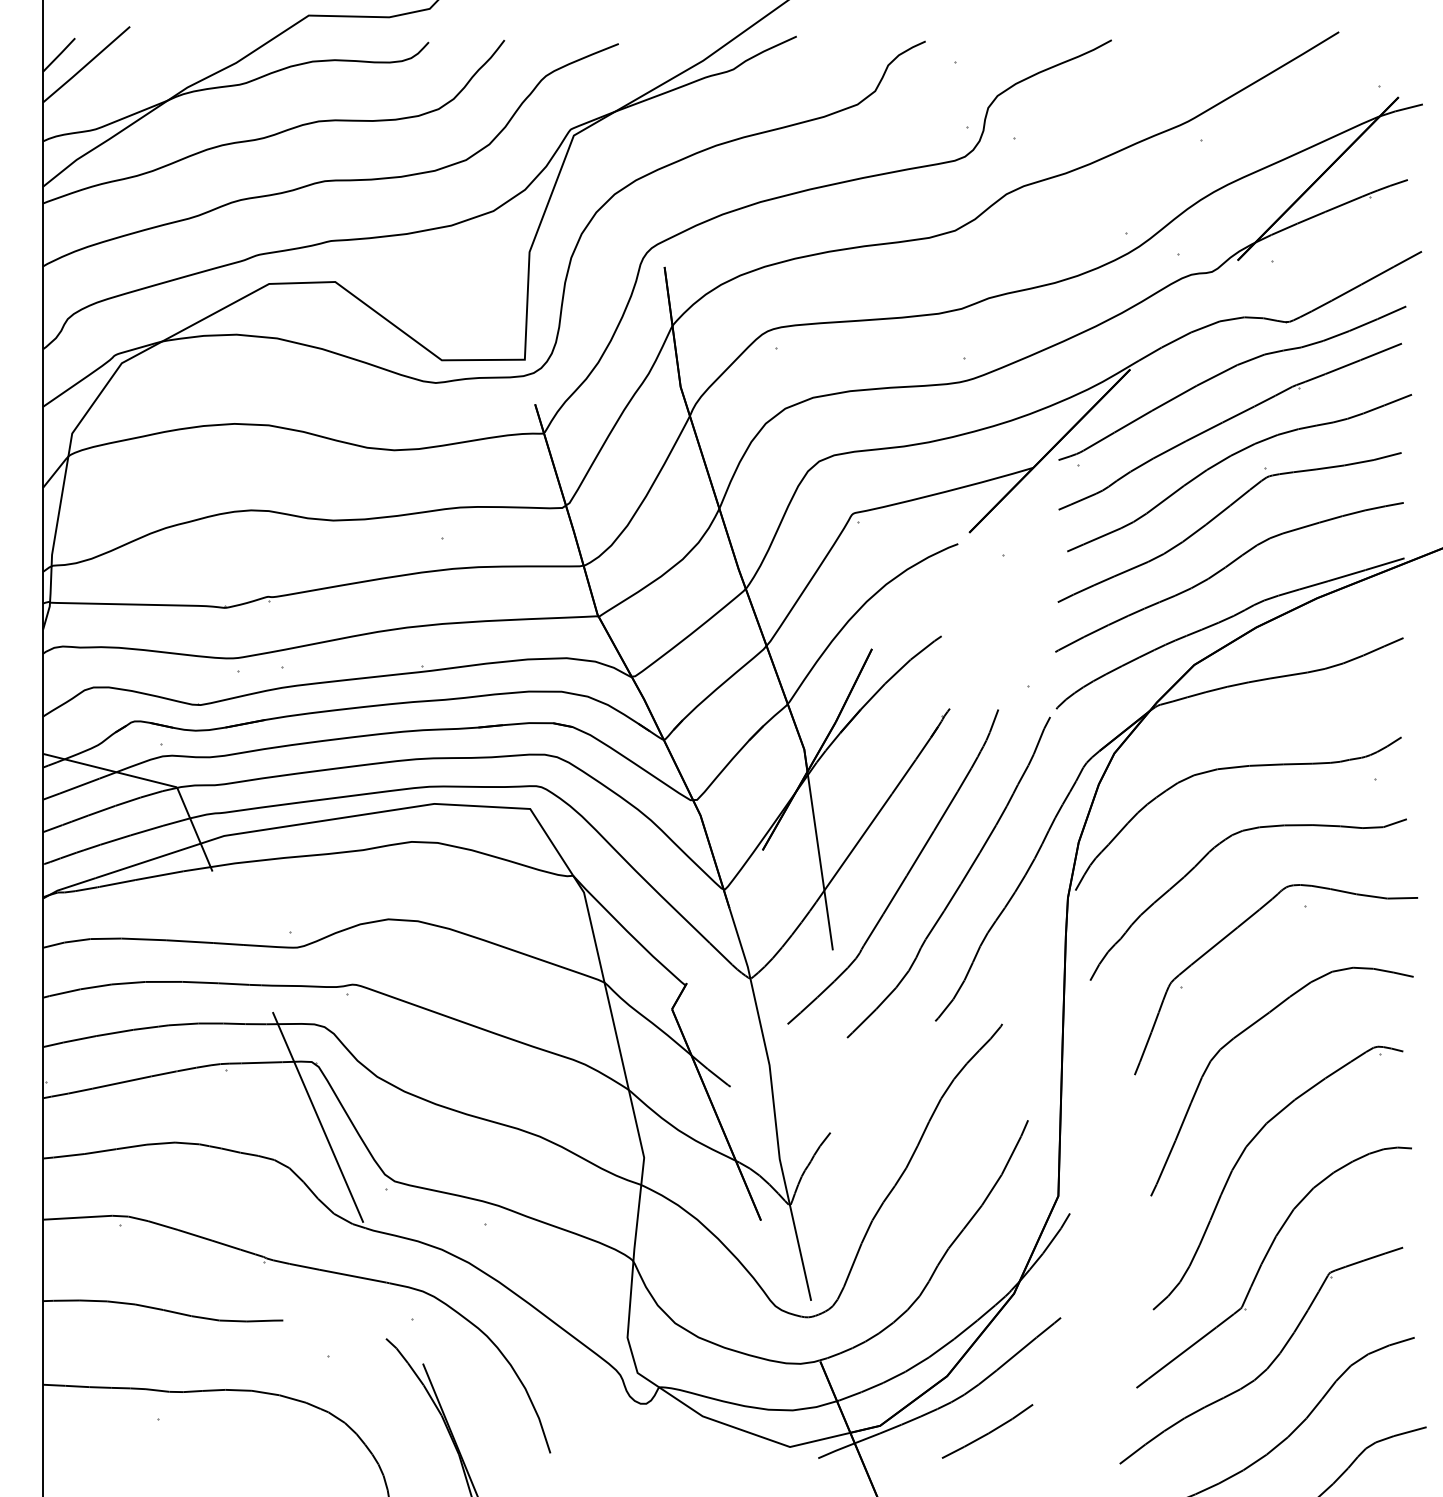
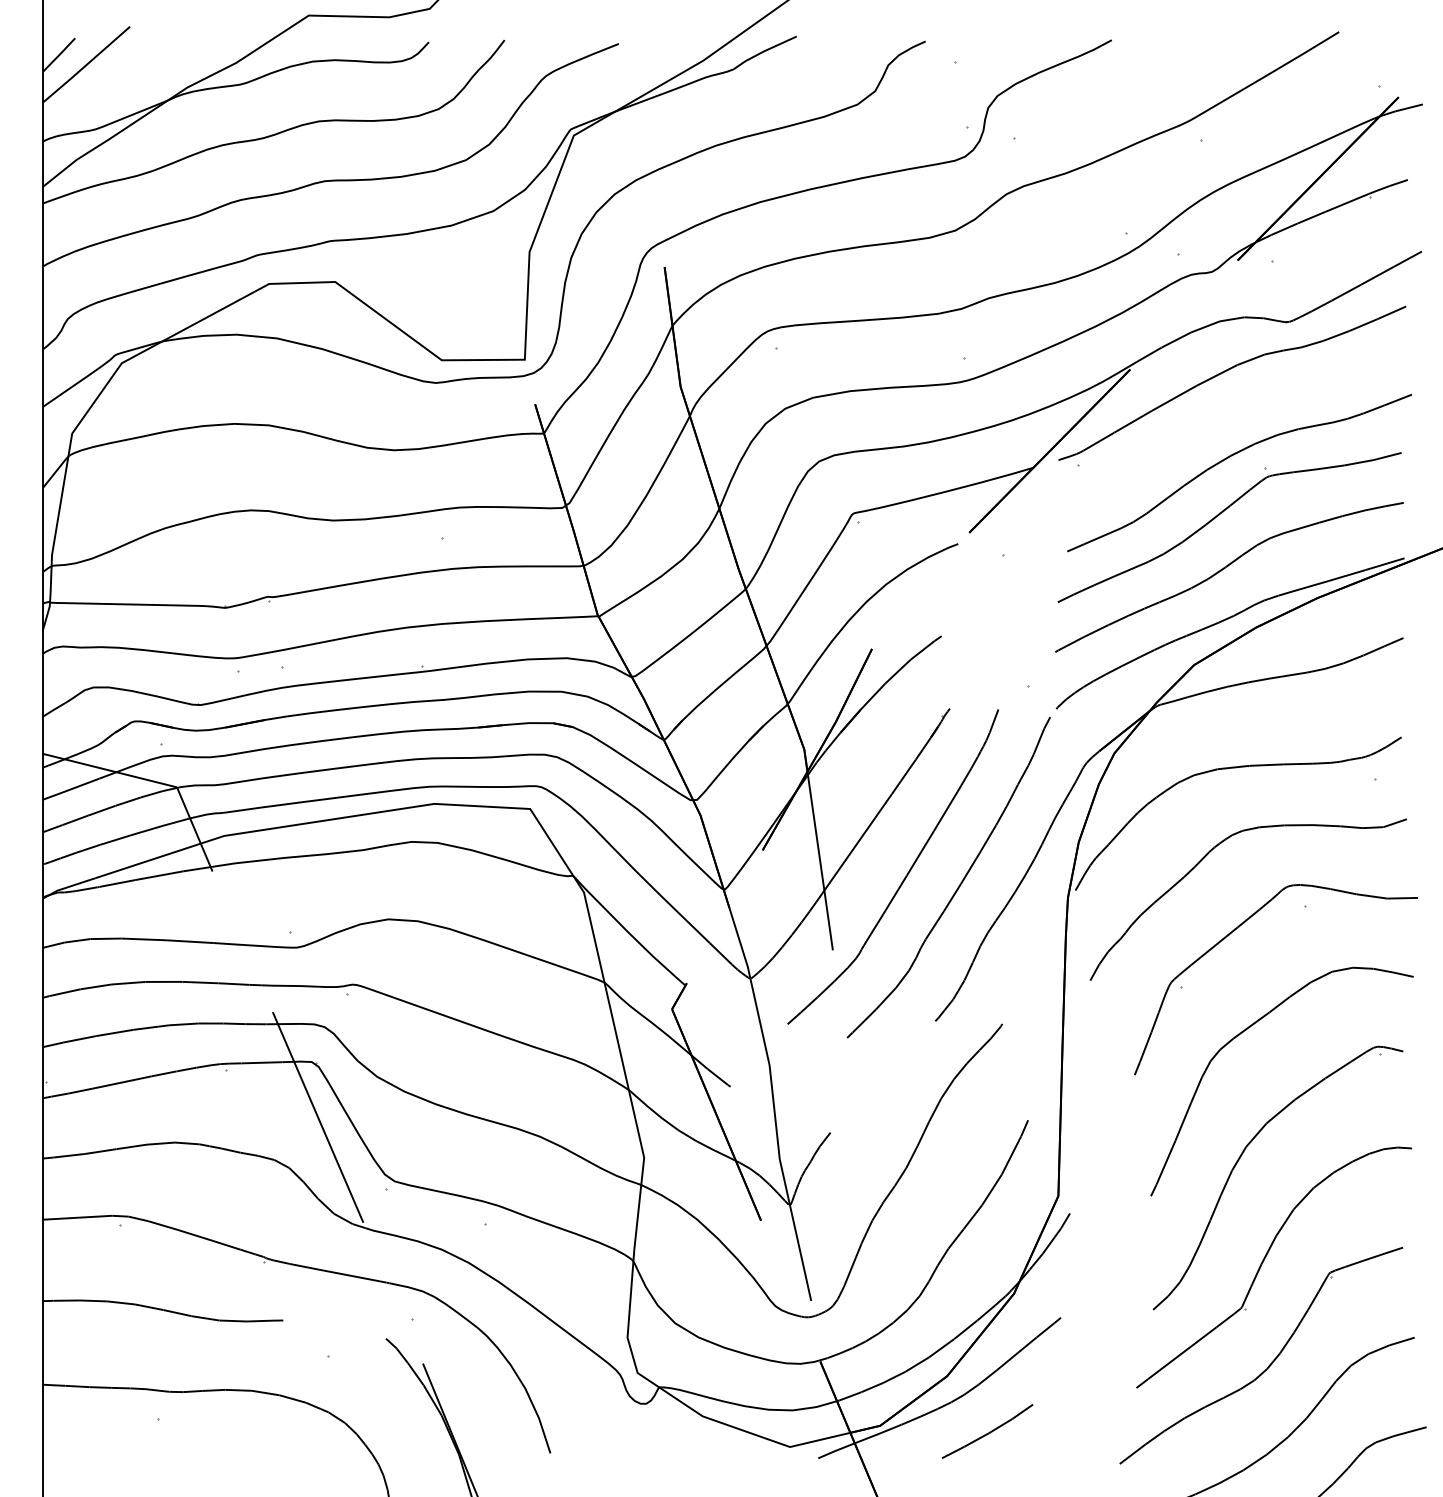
part: present -> none (1229, 426)
